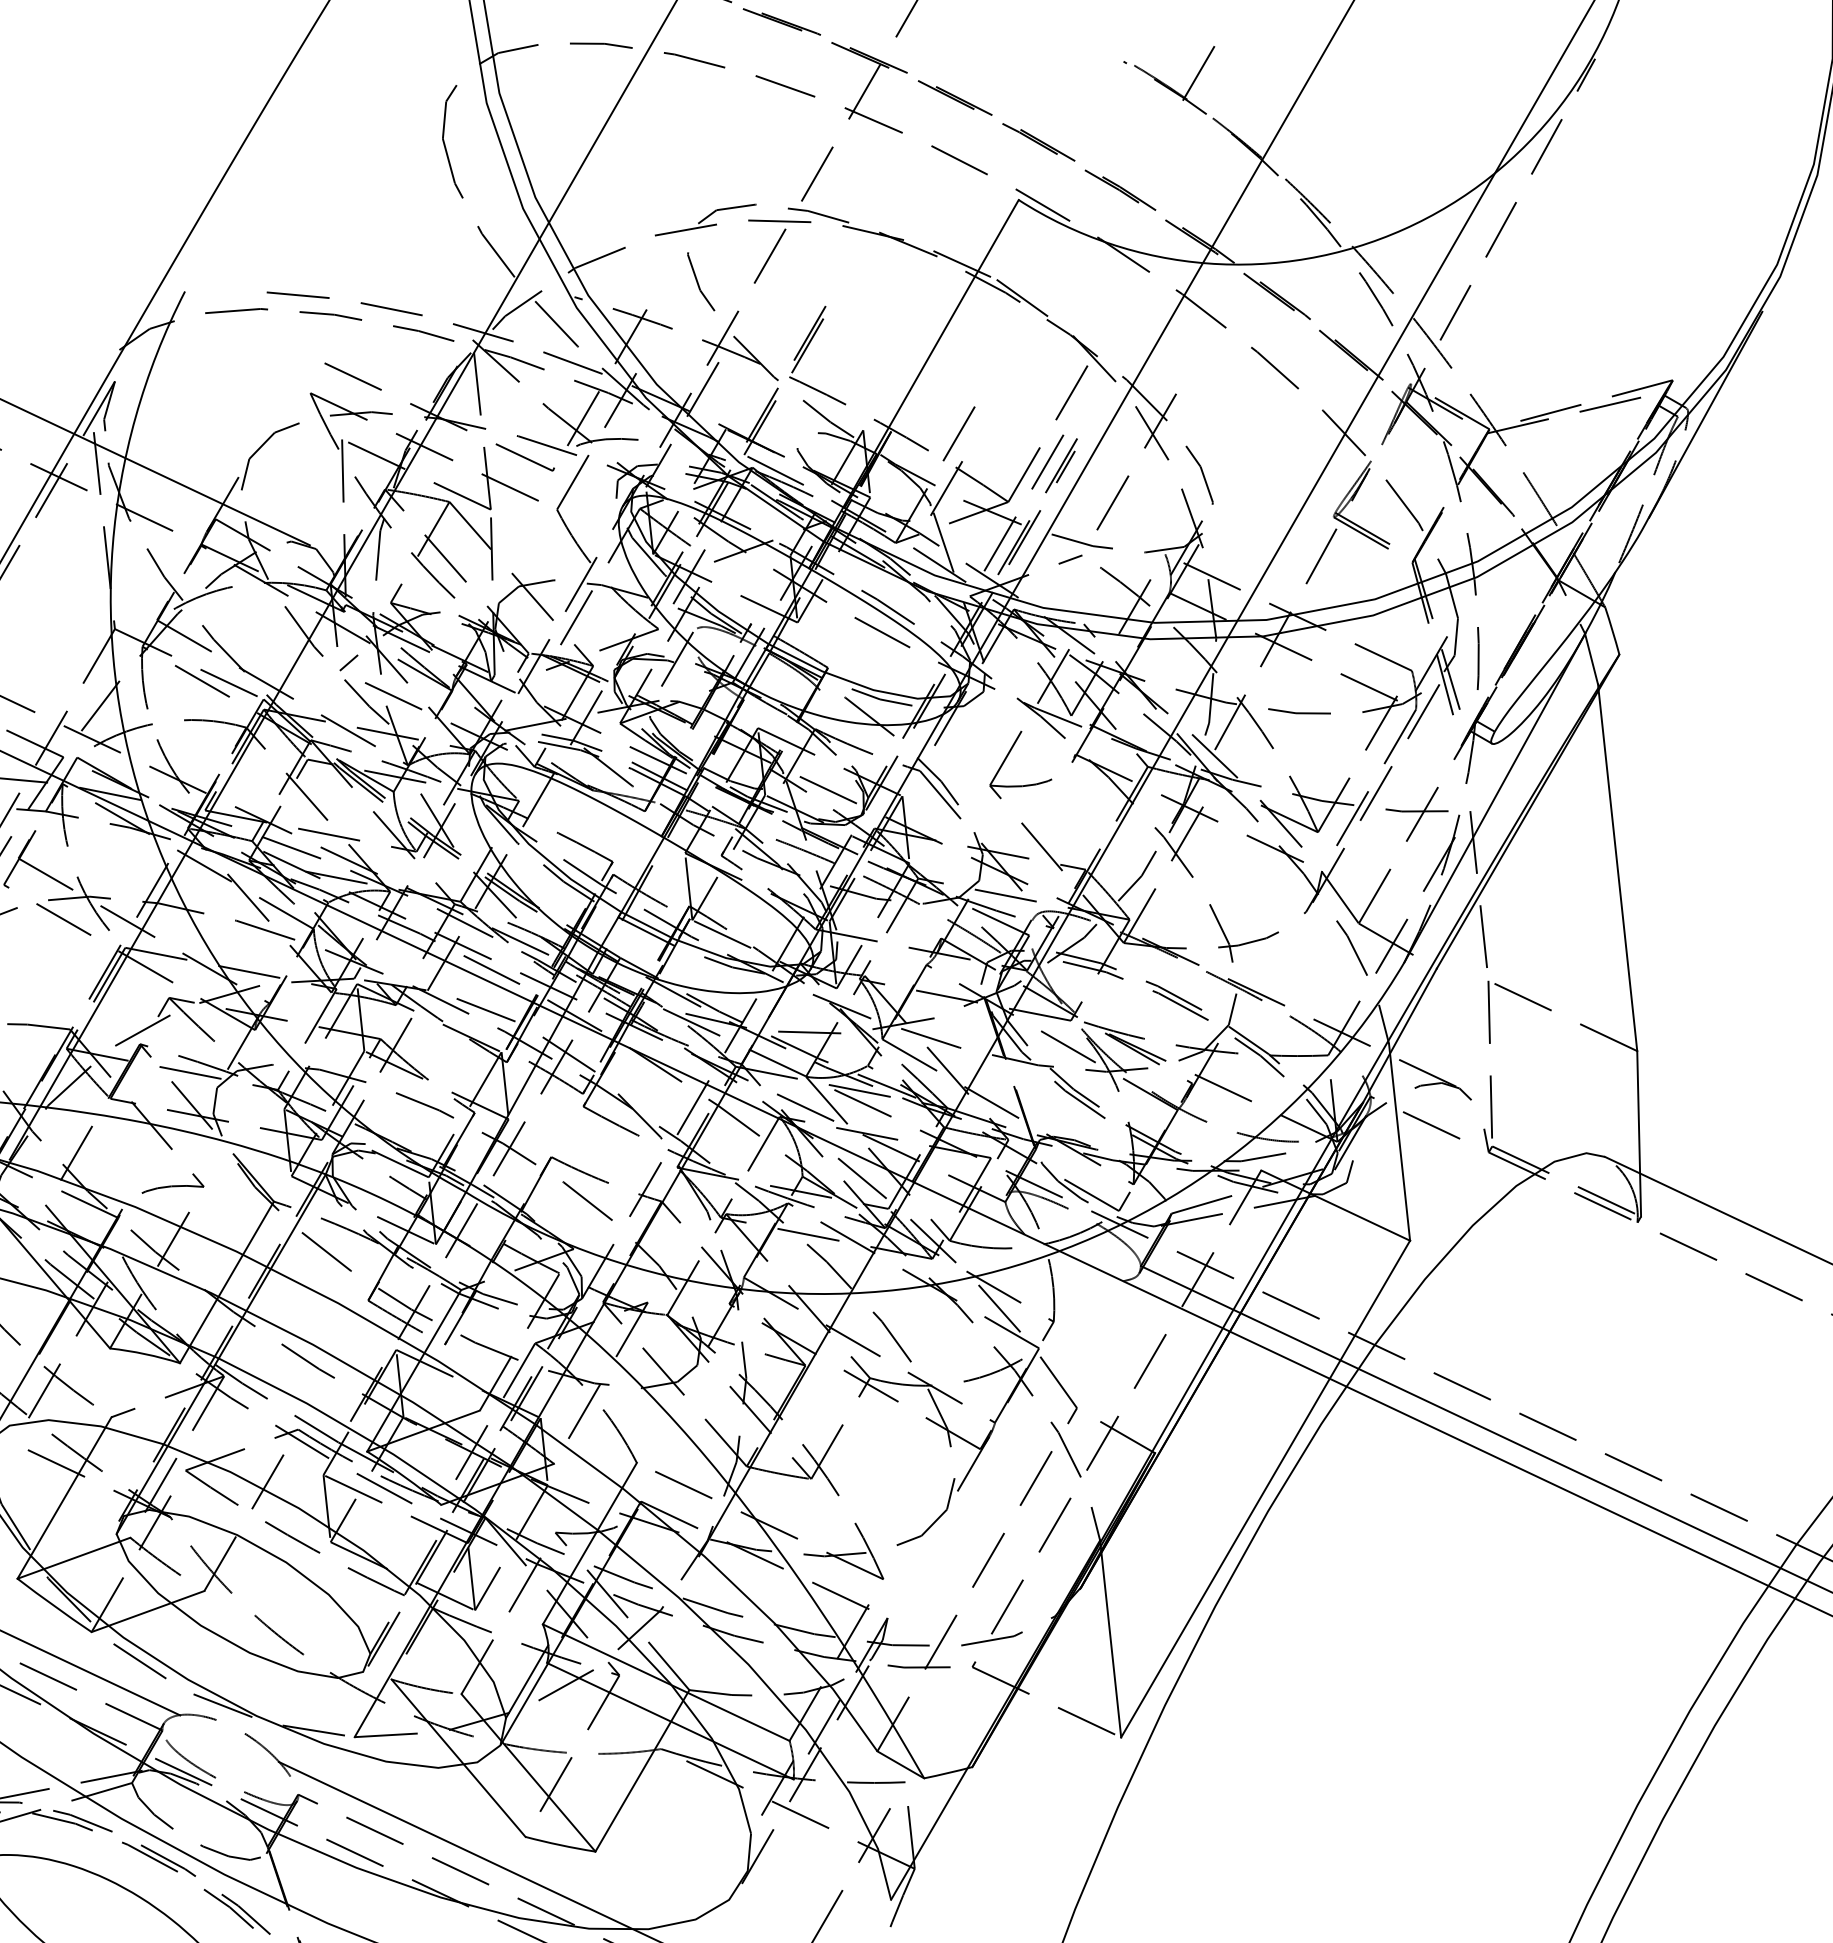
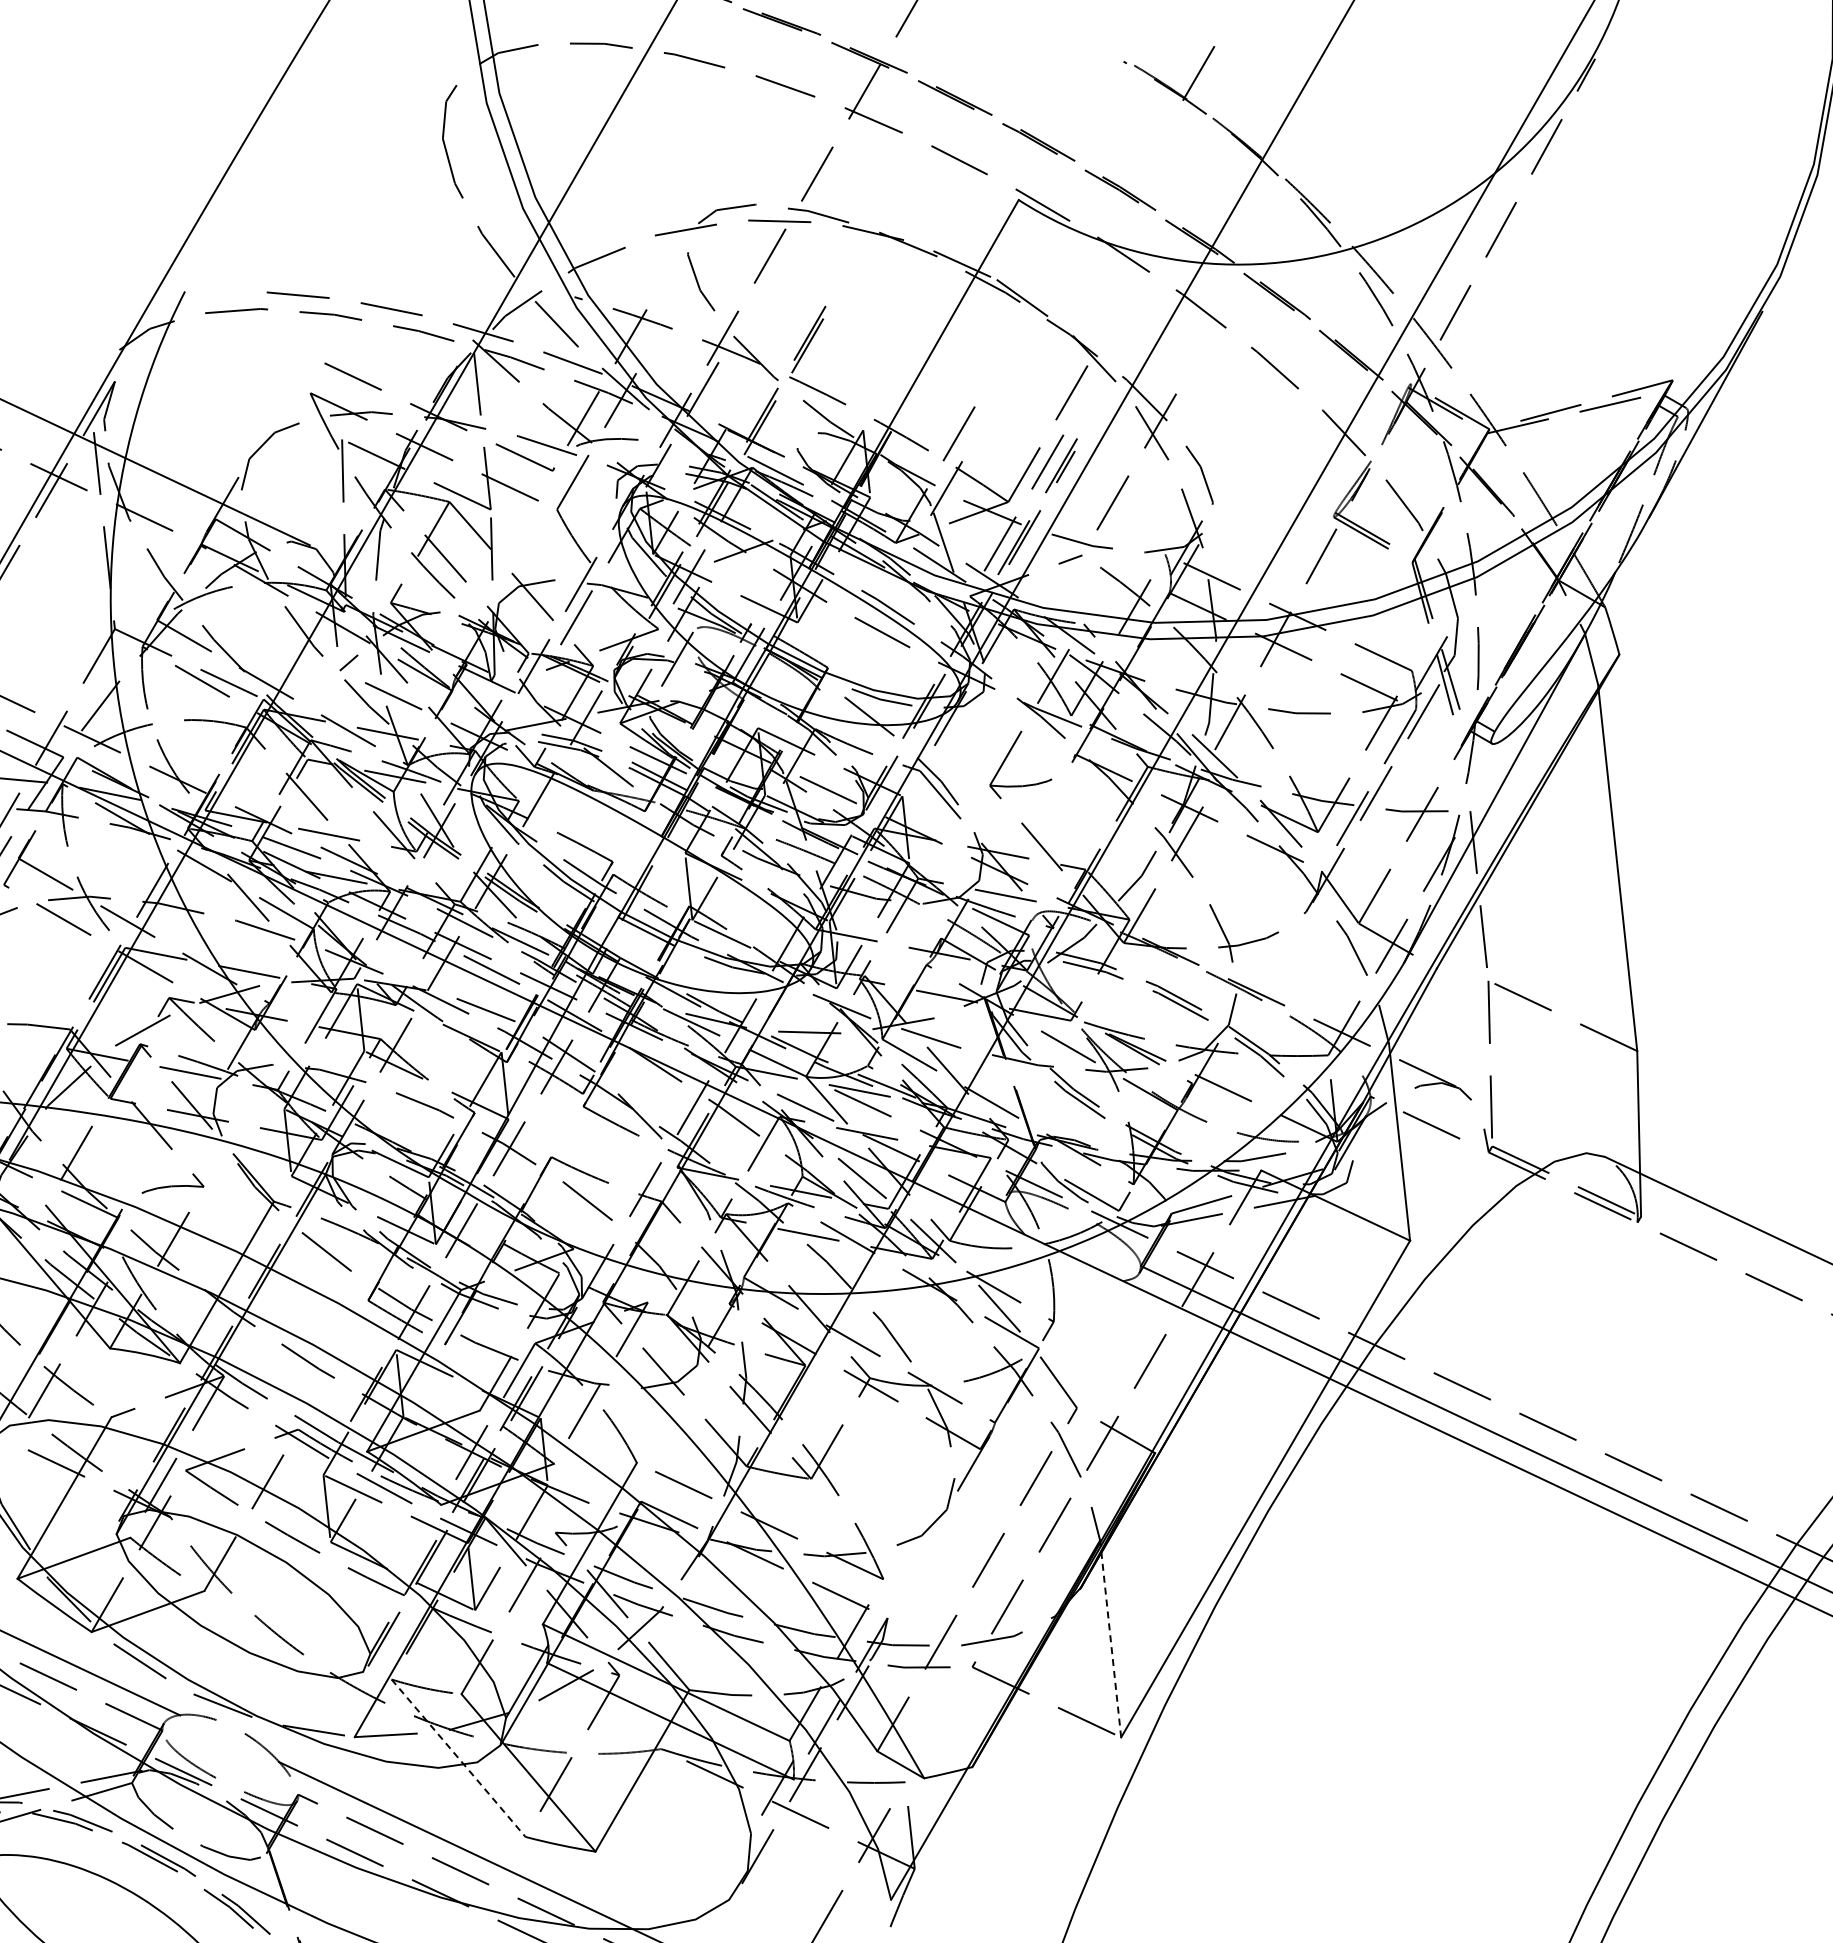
line: solid -> dashed (1110, 1638)
line: solid -> dashed (458, 1758)
